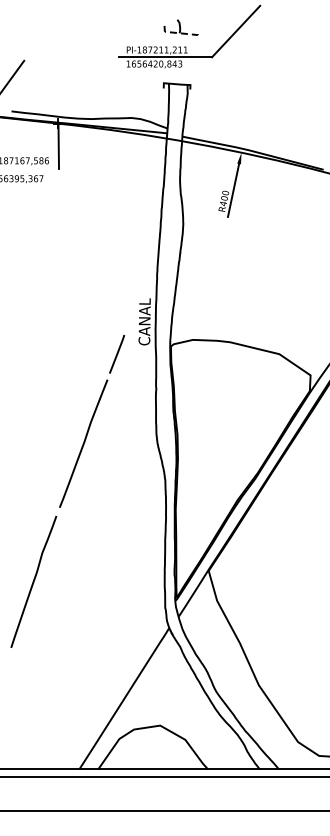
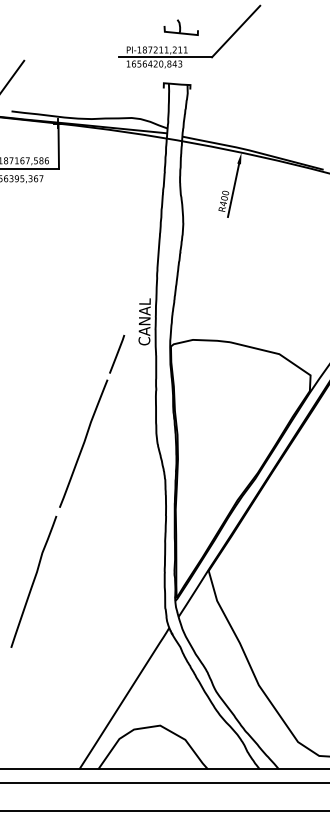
line: dashed -> solid (181, 33)
line: none -> present (30, 168)
line position: (164, 777) -> (164, 783) (164, 783)
